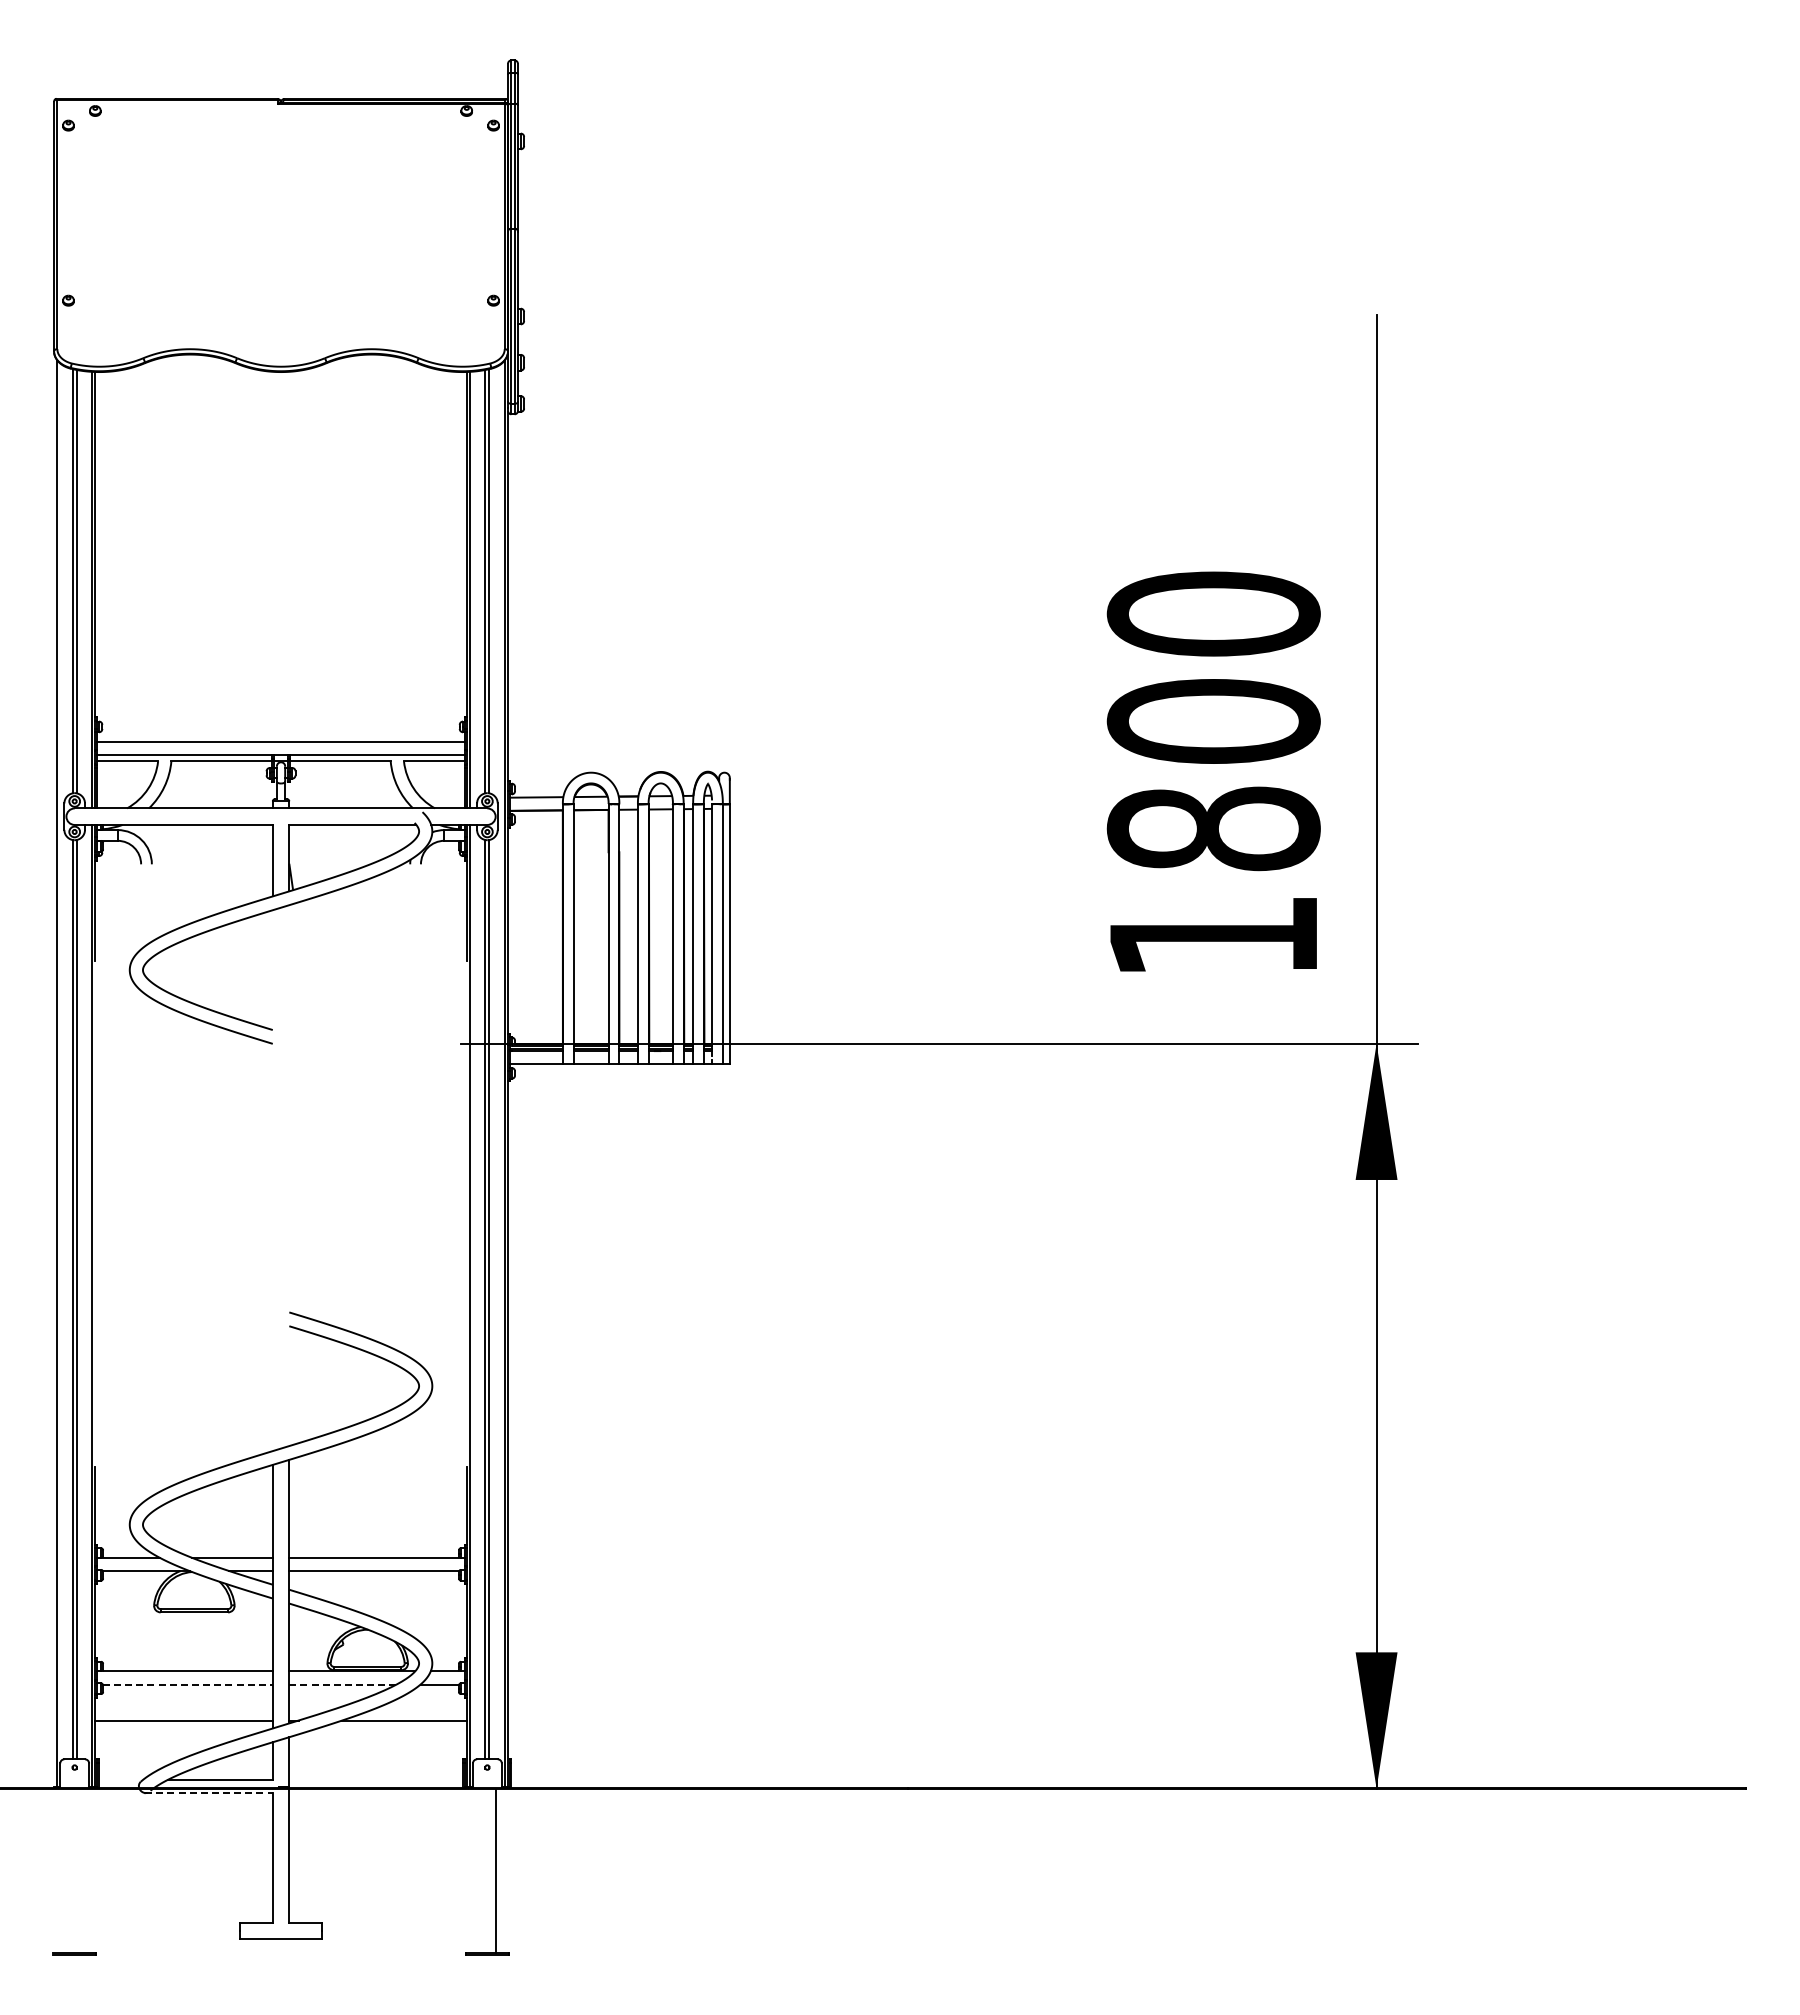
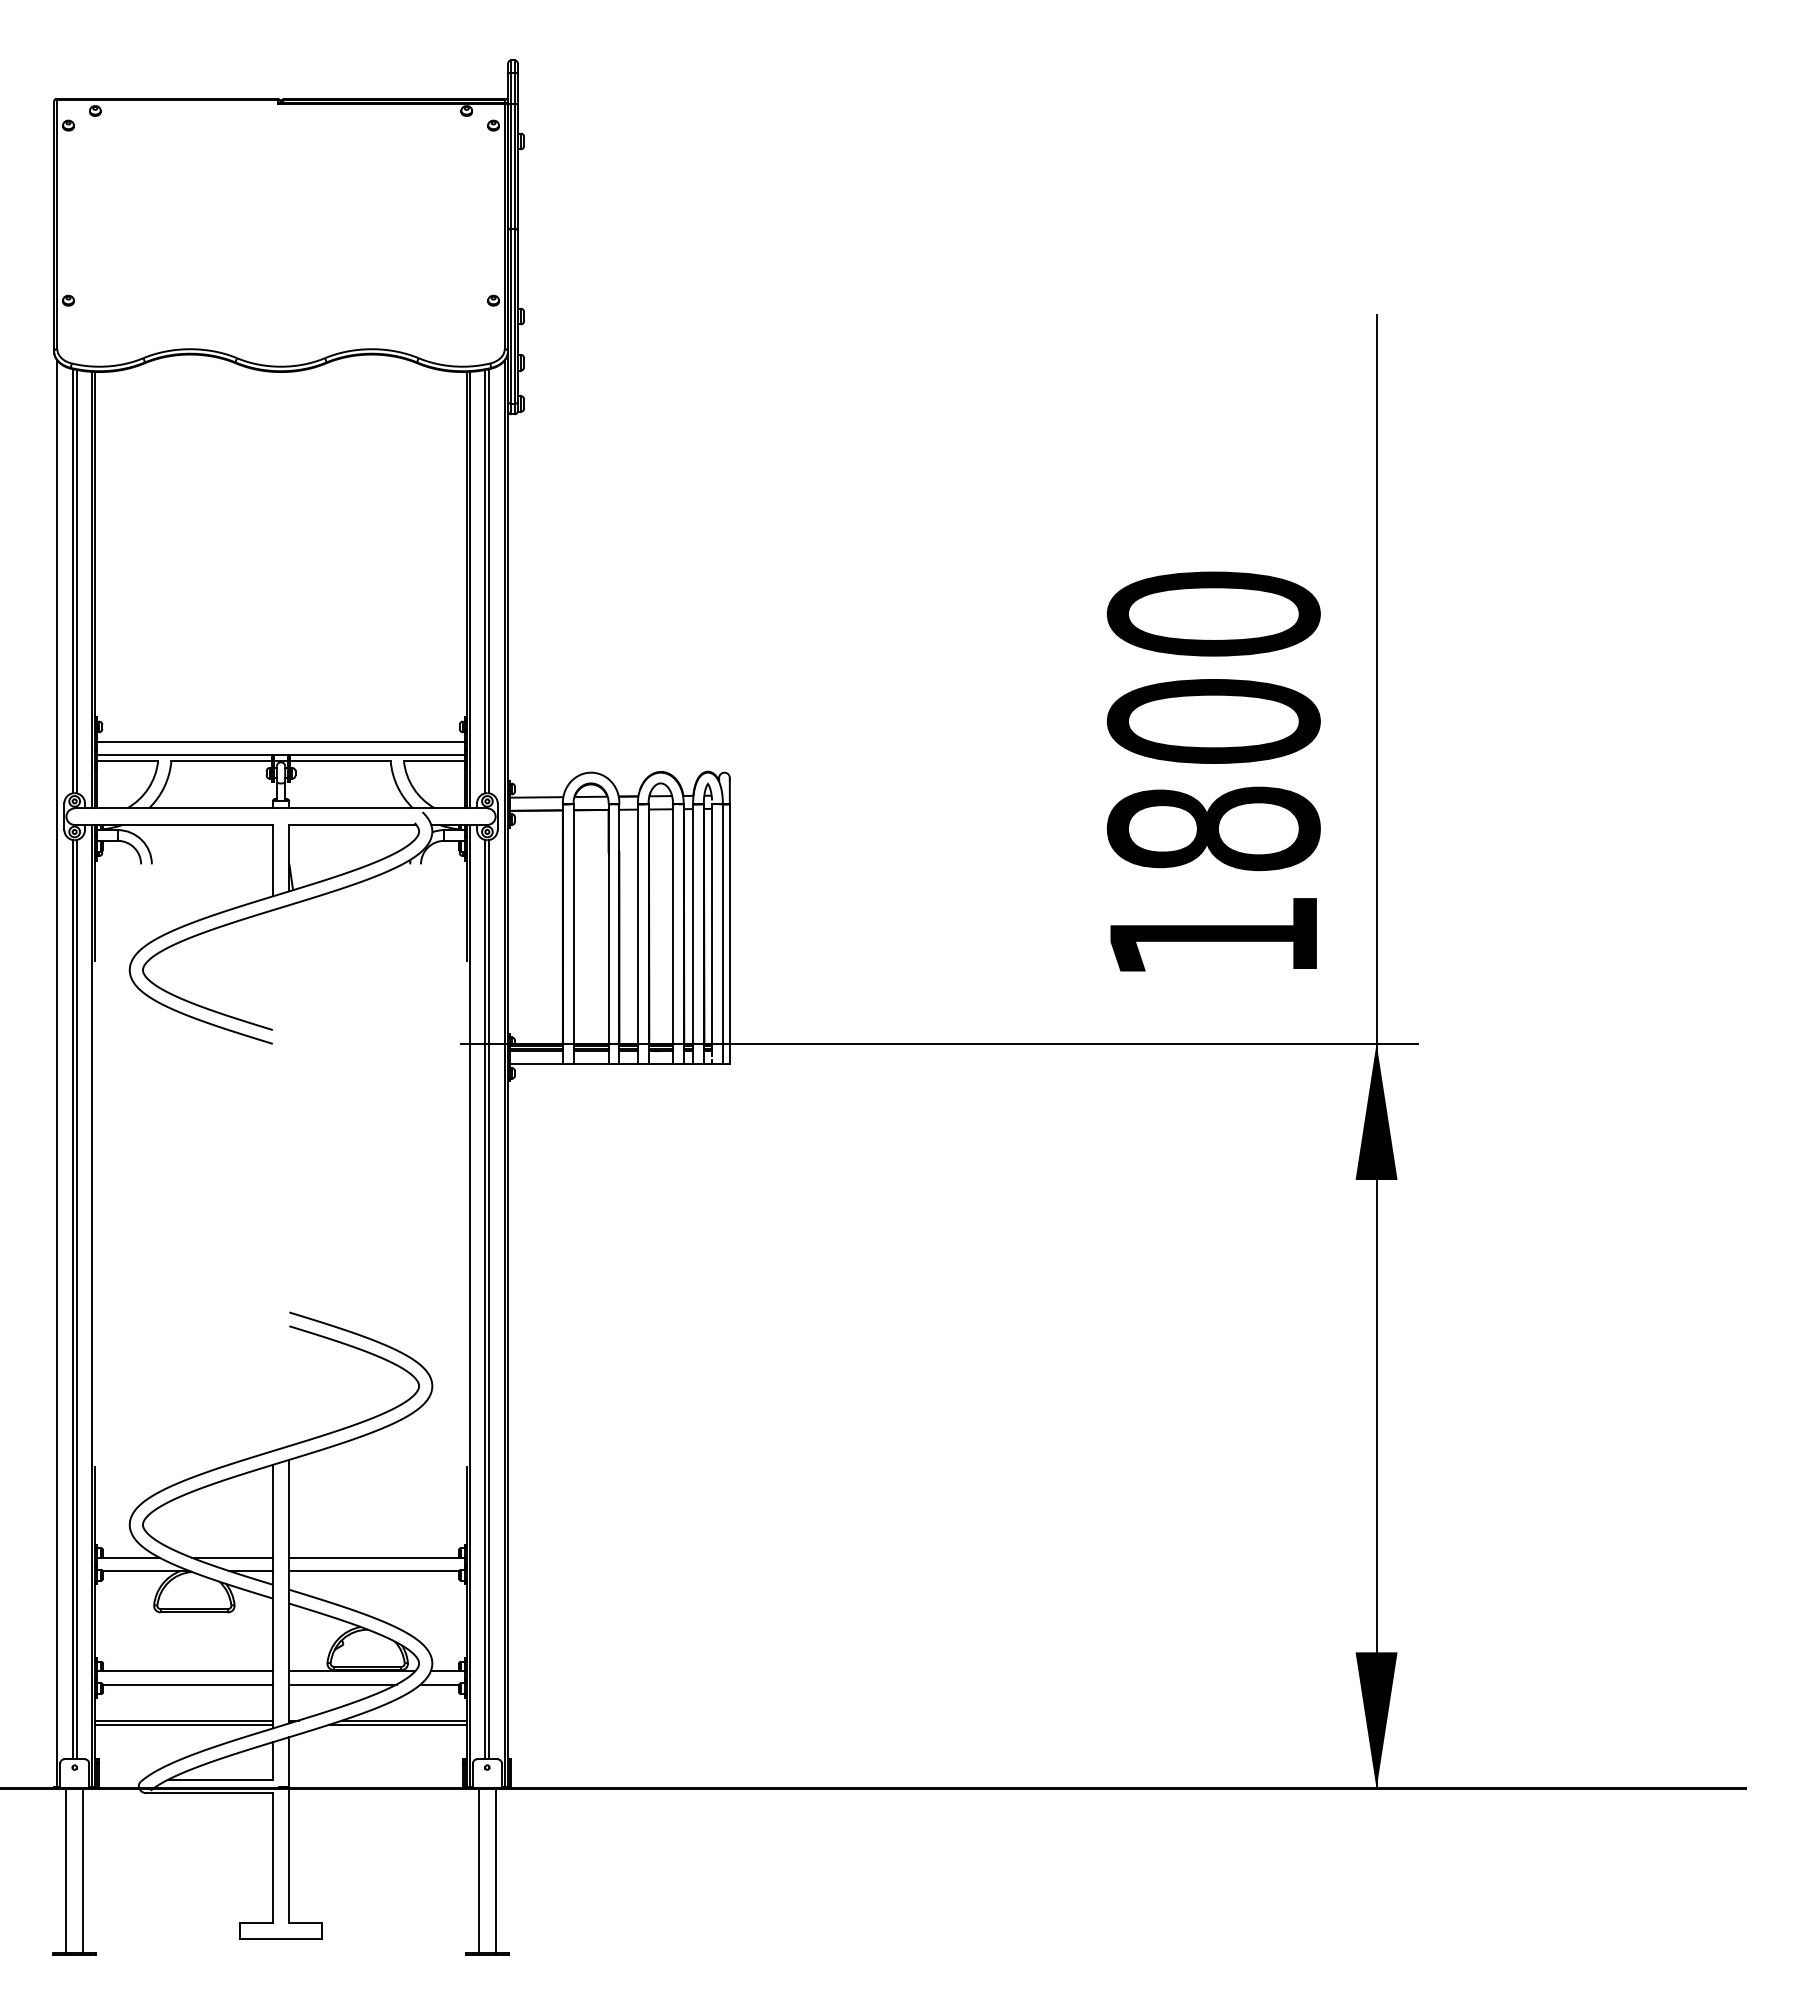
line: dashed -> solid (187, 1684)
line: dashed -> solid (342, 1684)
line: none -> present (183, 1724)
line: none -> present (397, 1724)
line: dashed -> solid (209, 1793)
line: none -> present (66, 1870)
line: none -> present (83, 1870)
line: none -> present (478, 1870)
